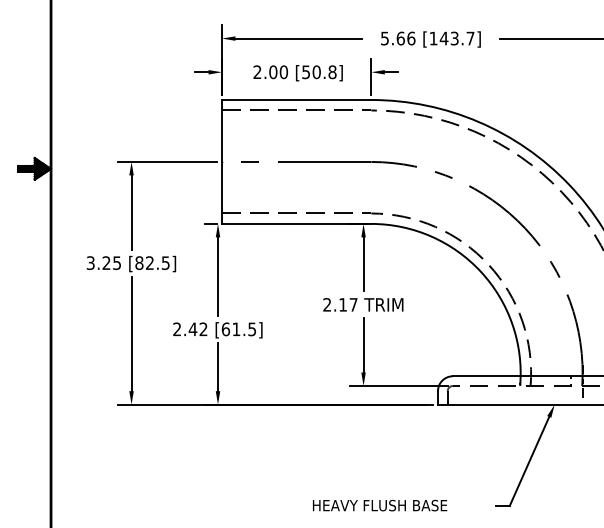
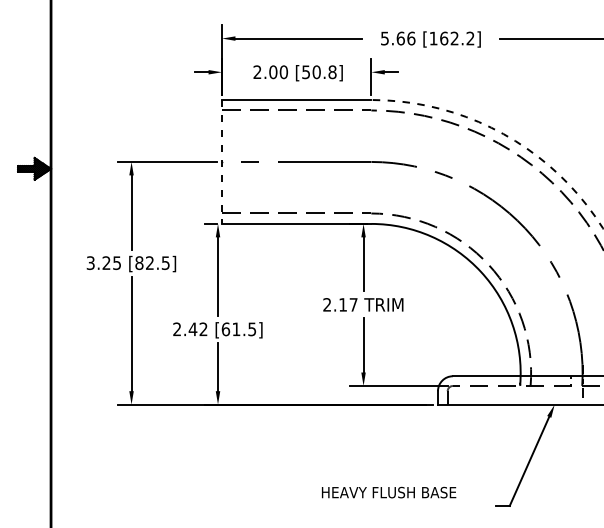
text: [143.7] -> [162.2] (456, 38)
arc: solid -> dashed (503, 134)
line: solid -> dashed (222, 161)
text position: (380, 505) -> (389, 492) (389, 492)
